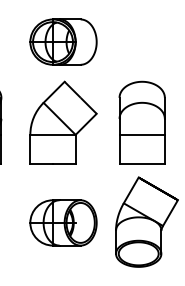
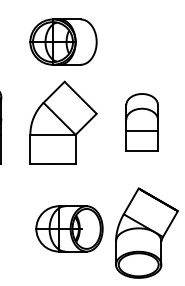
part size: 48x85 px -> 34x59 px (141, 122)
part position: (146, 221) -> (146, 232) (146, 232)
part position: (63, 222) -> (69, 228) (69, 228)
